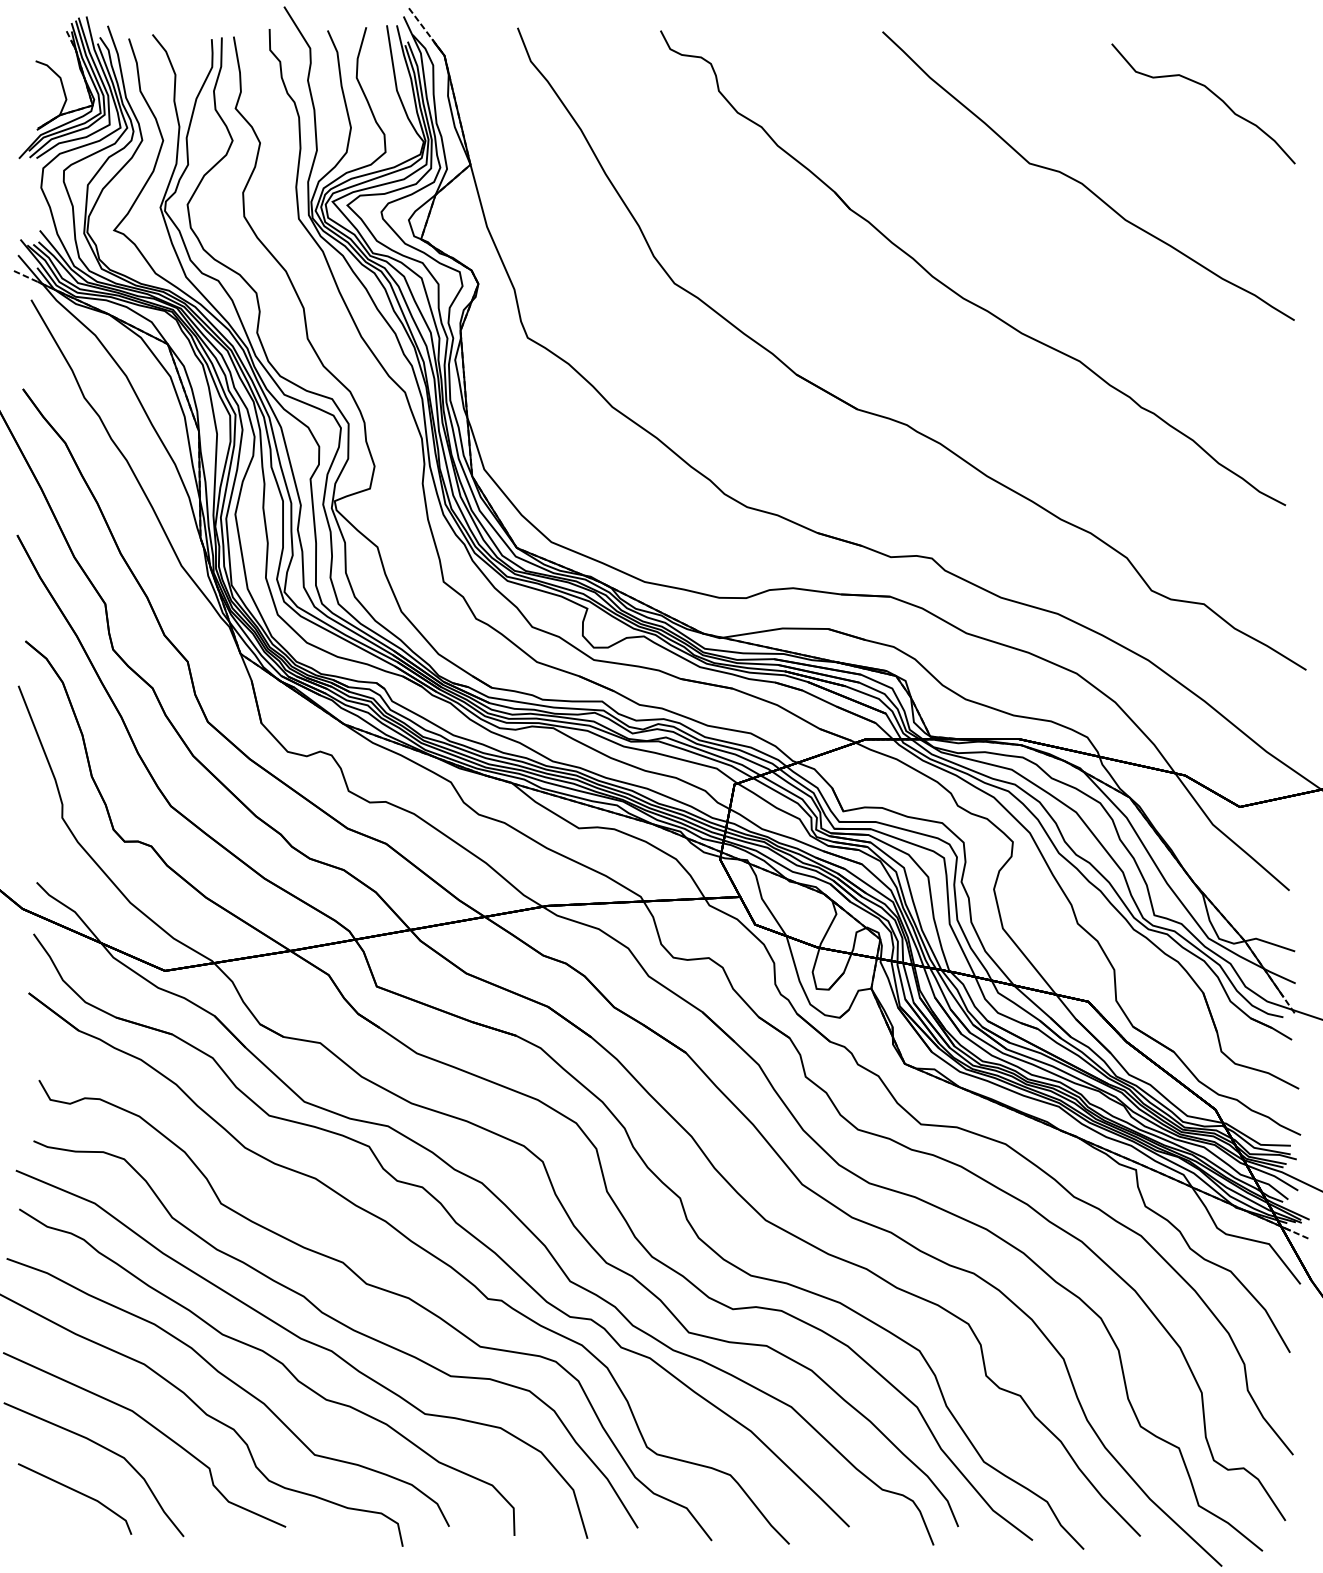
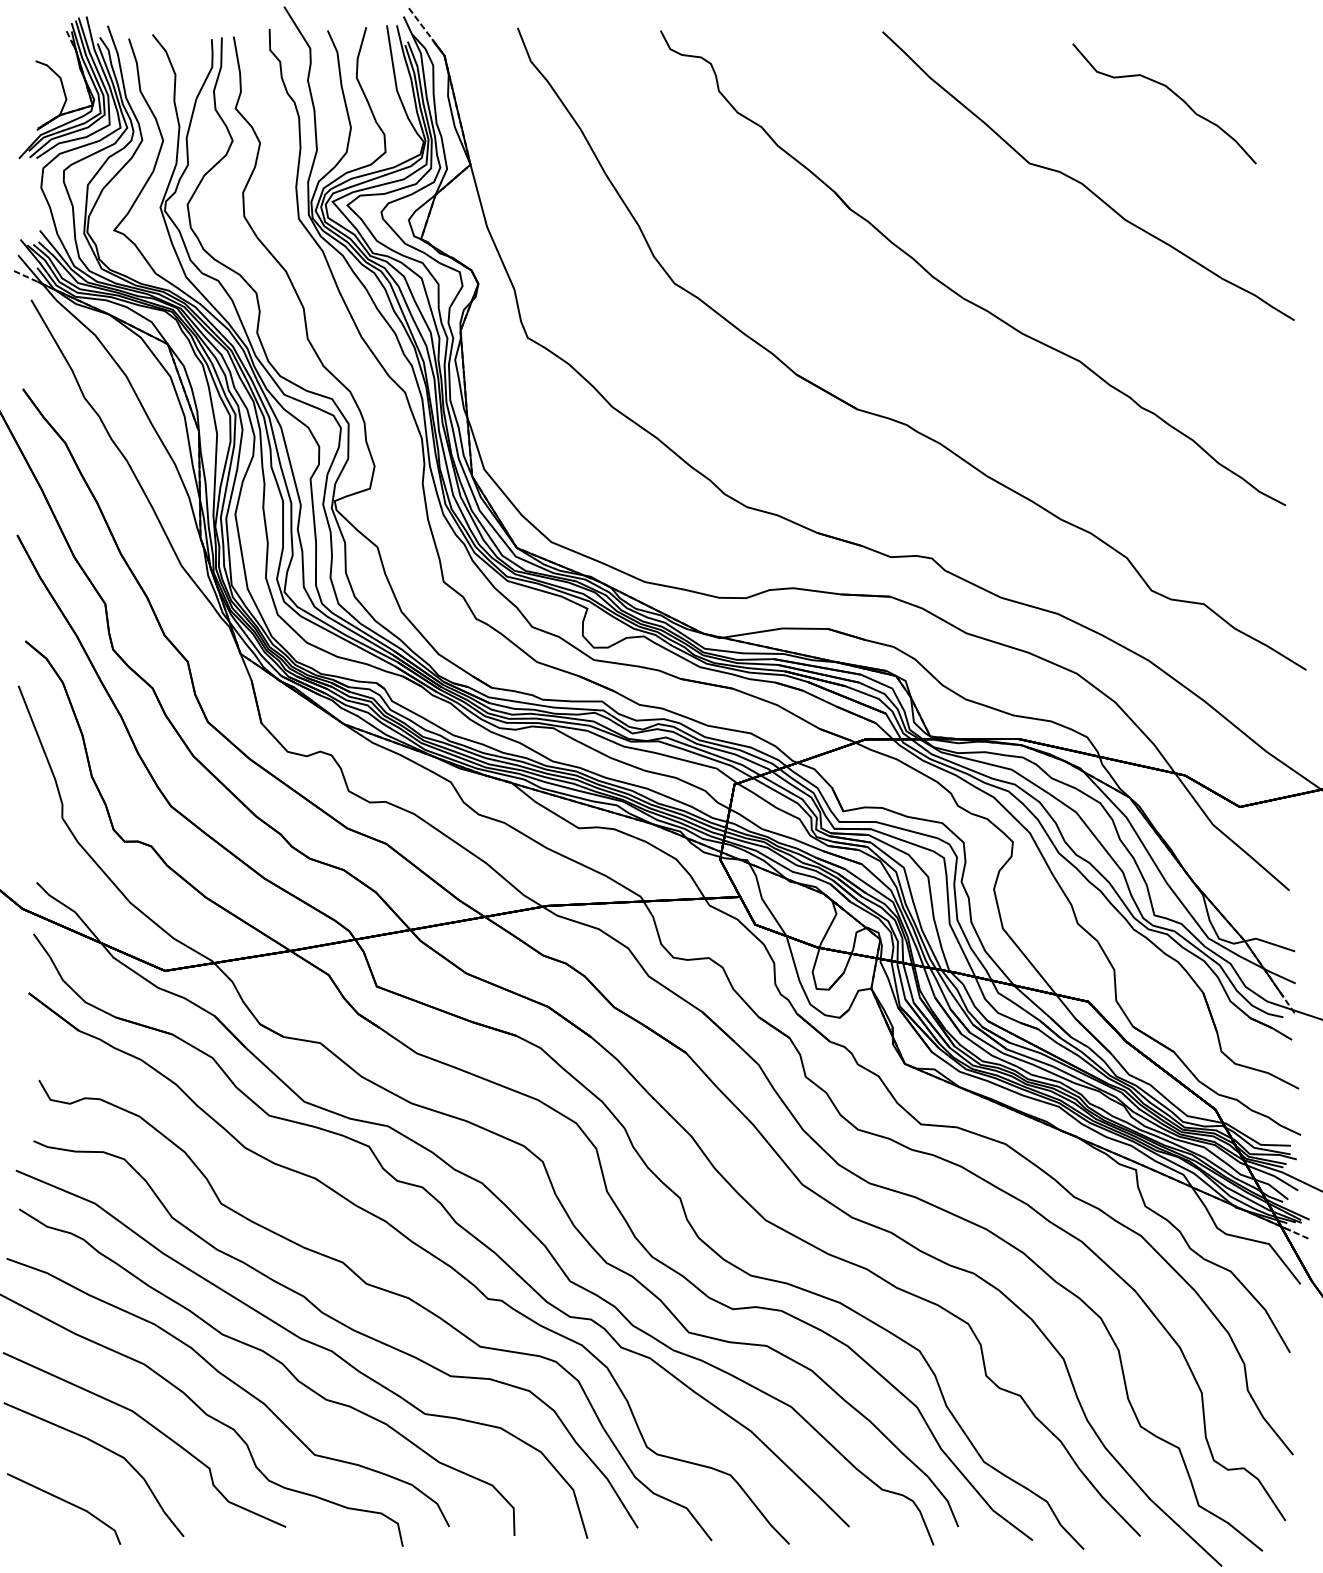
part position: (1209, 91) -> (1170, 91) (1170, 91)
part position: (76, 1492) -> (65, 1502) (65, 1502)
